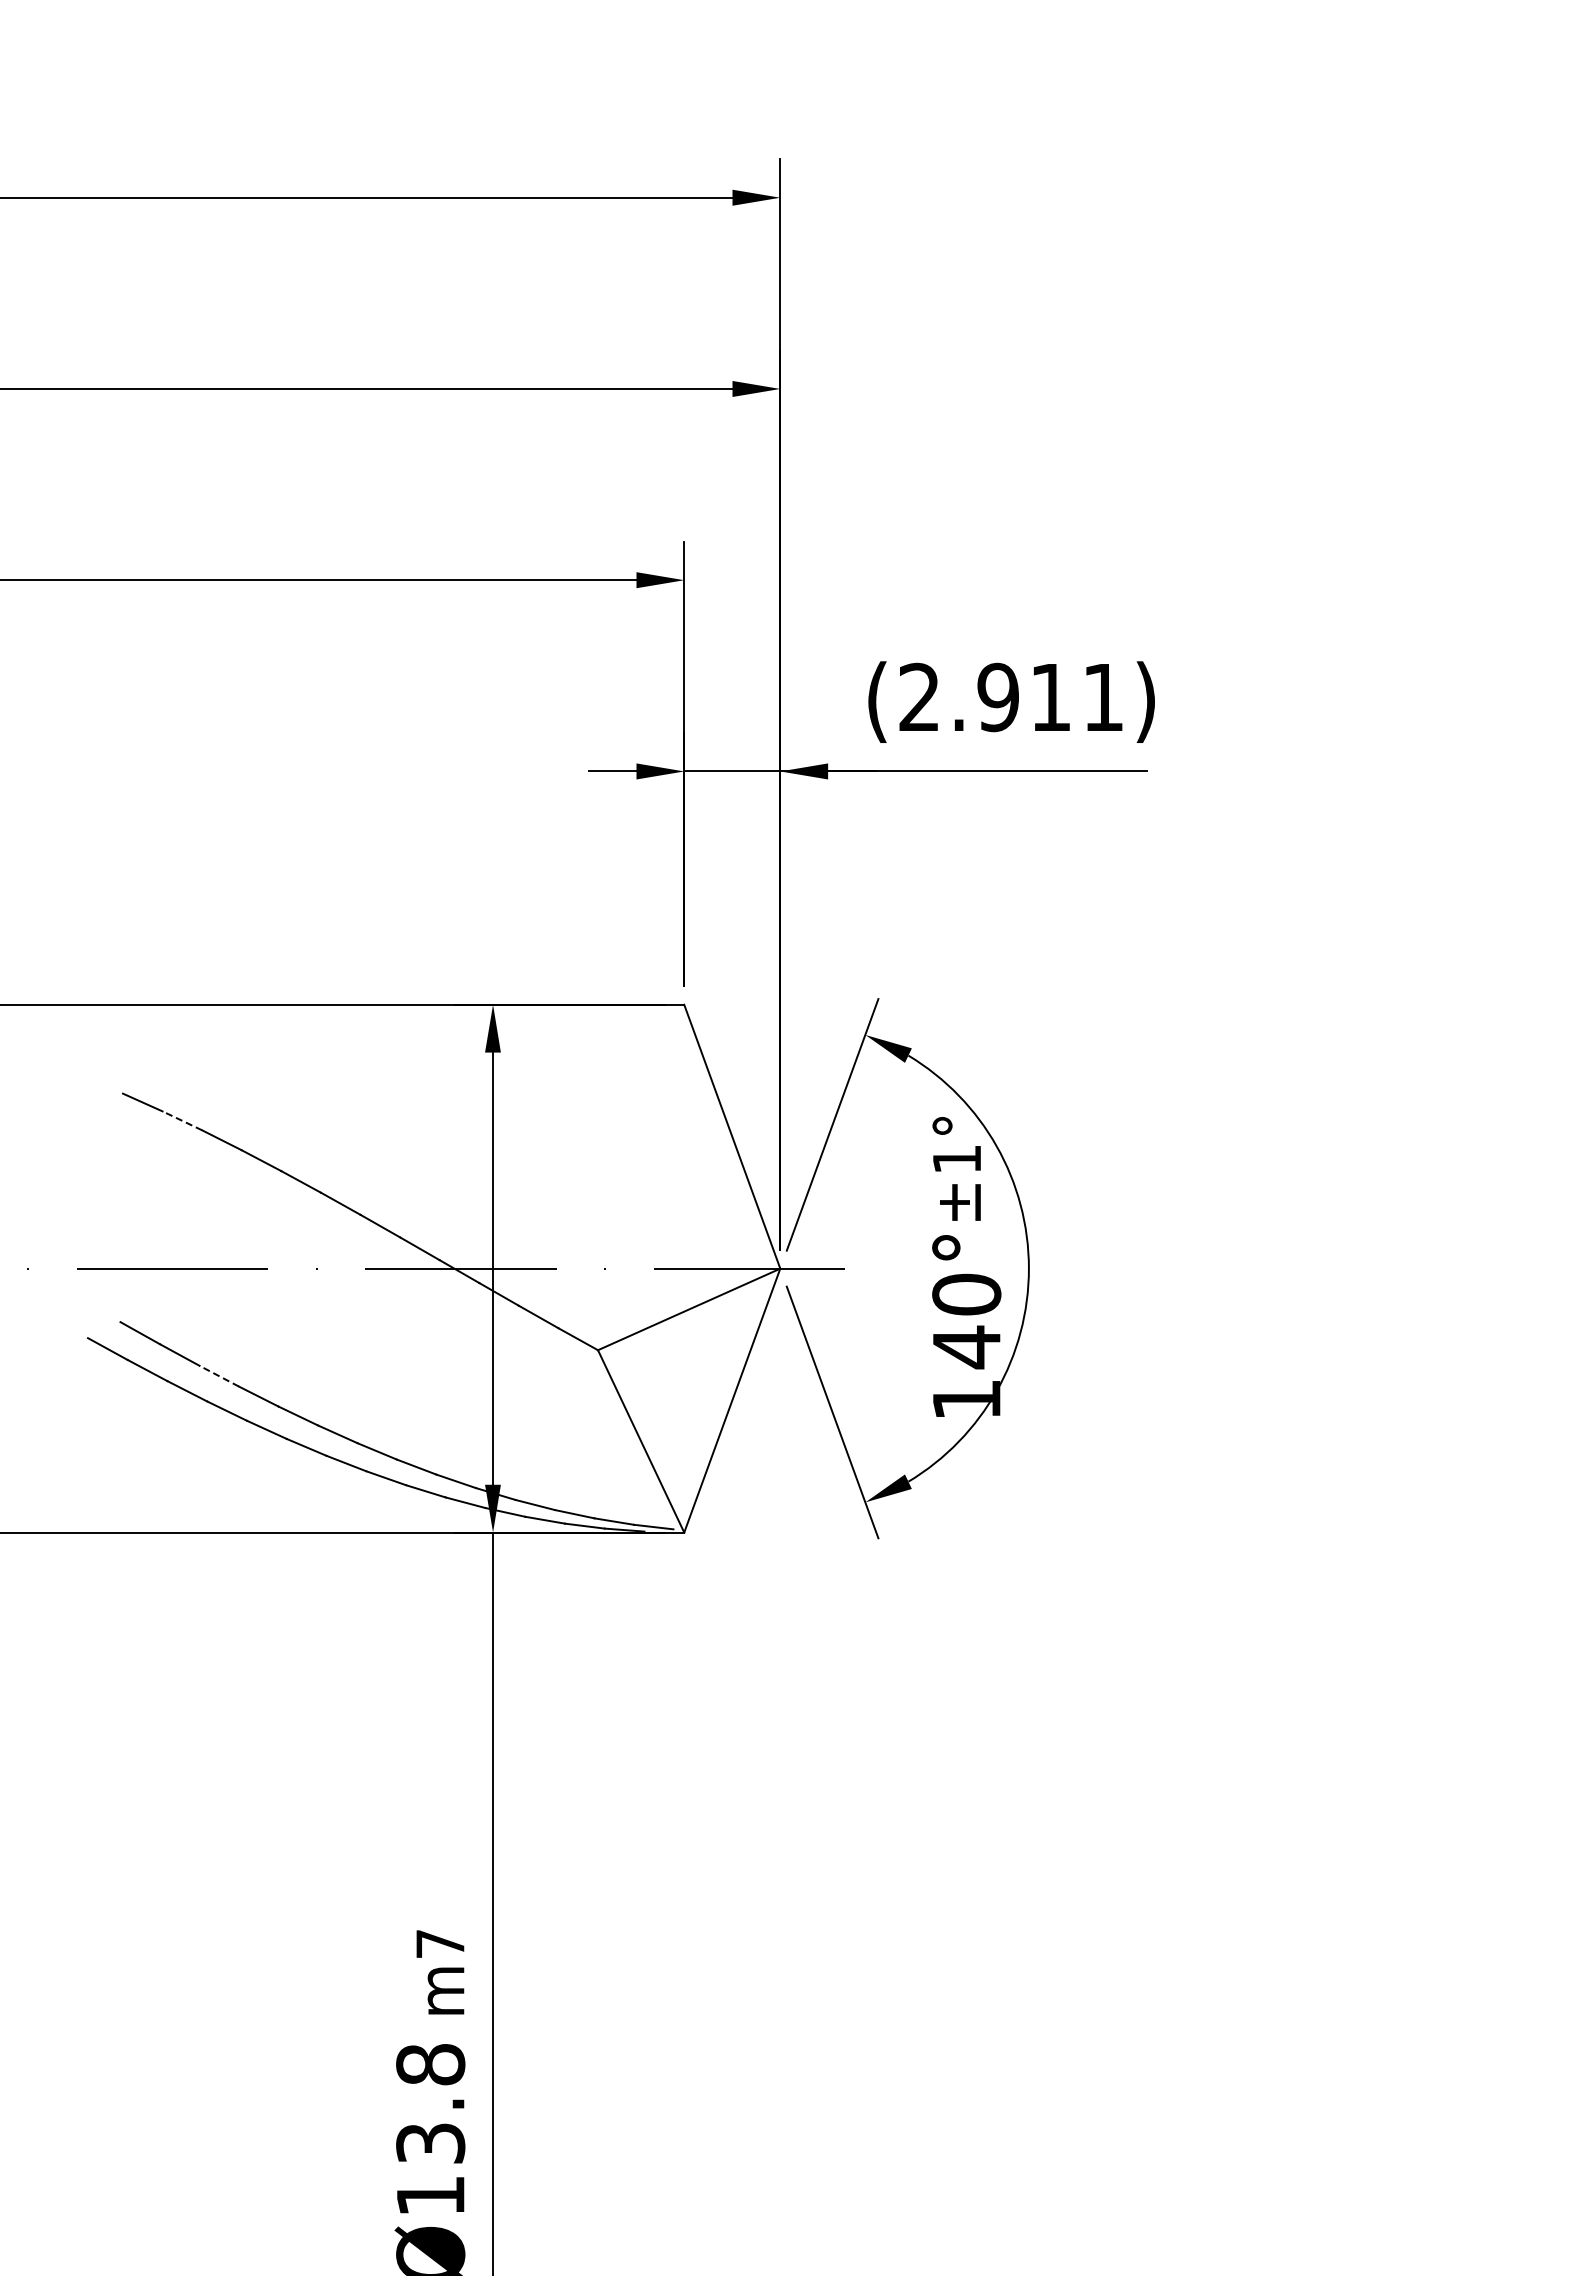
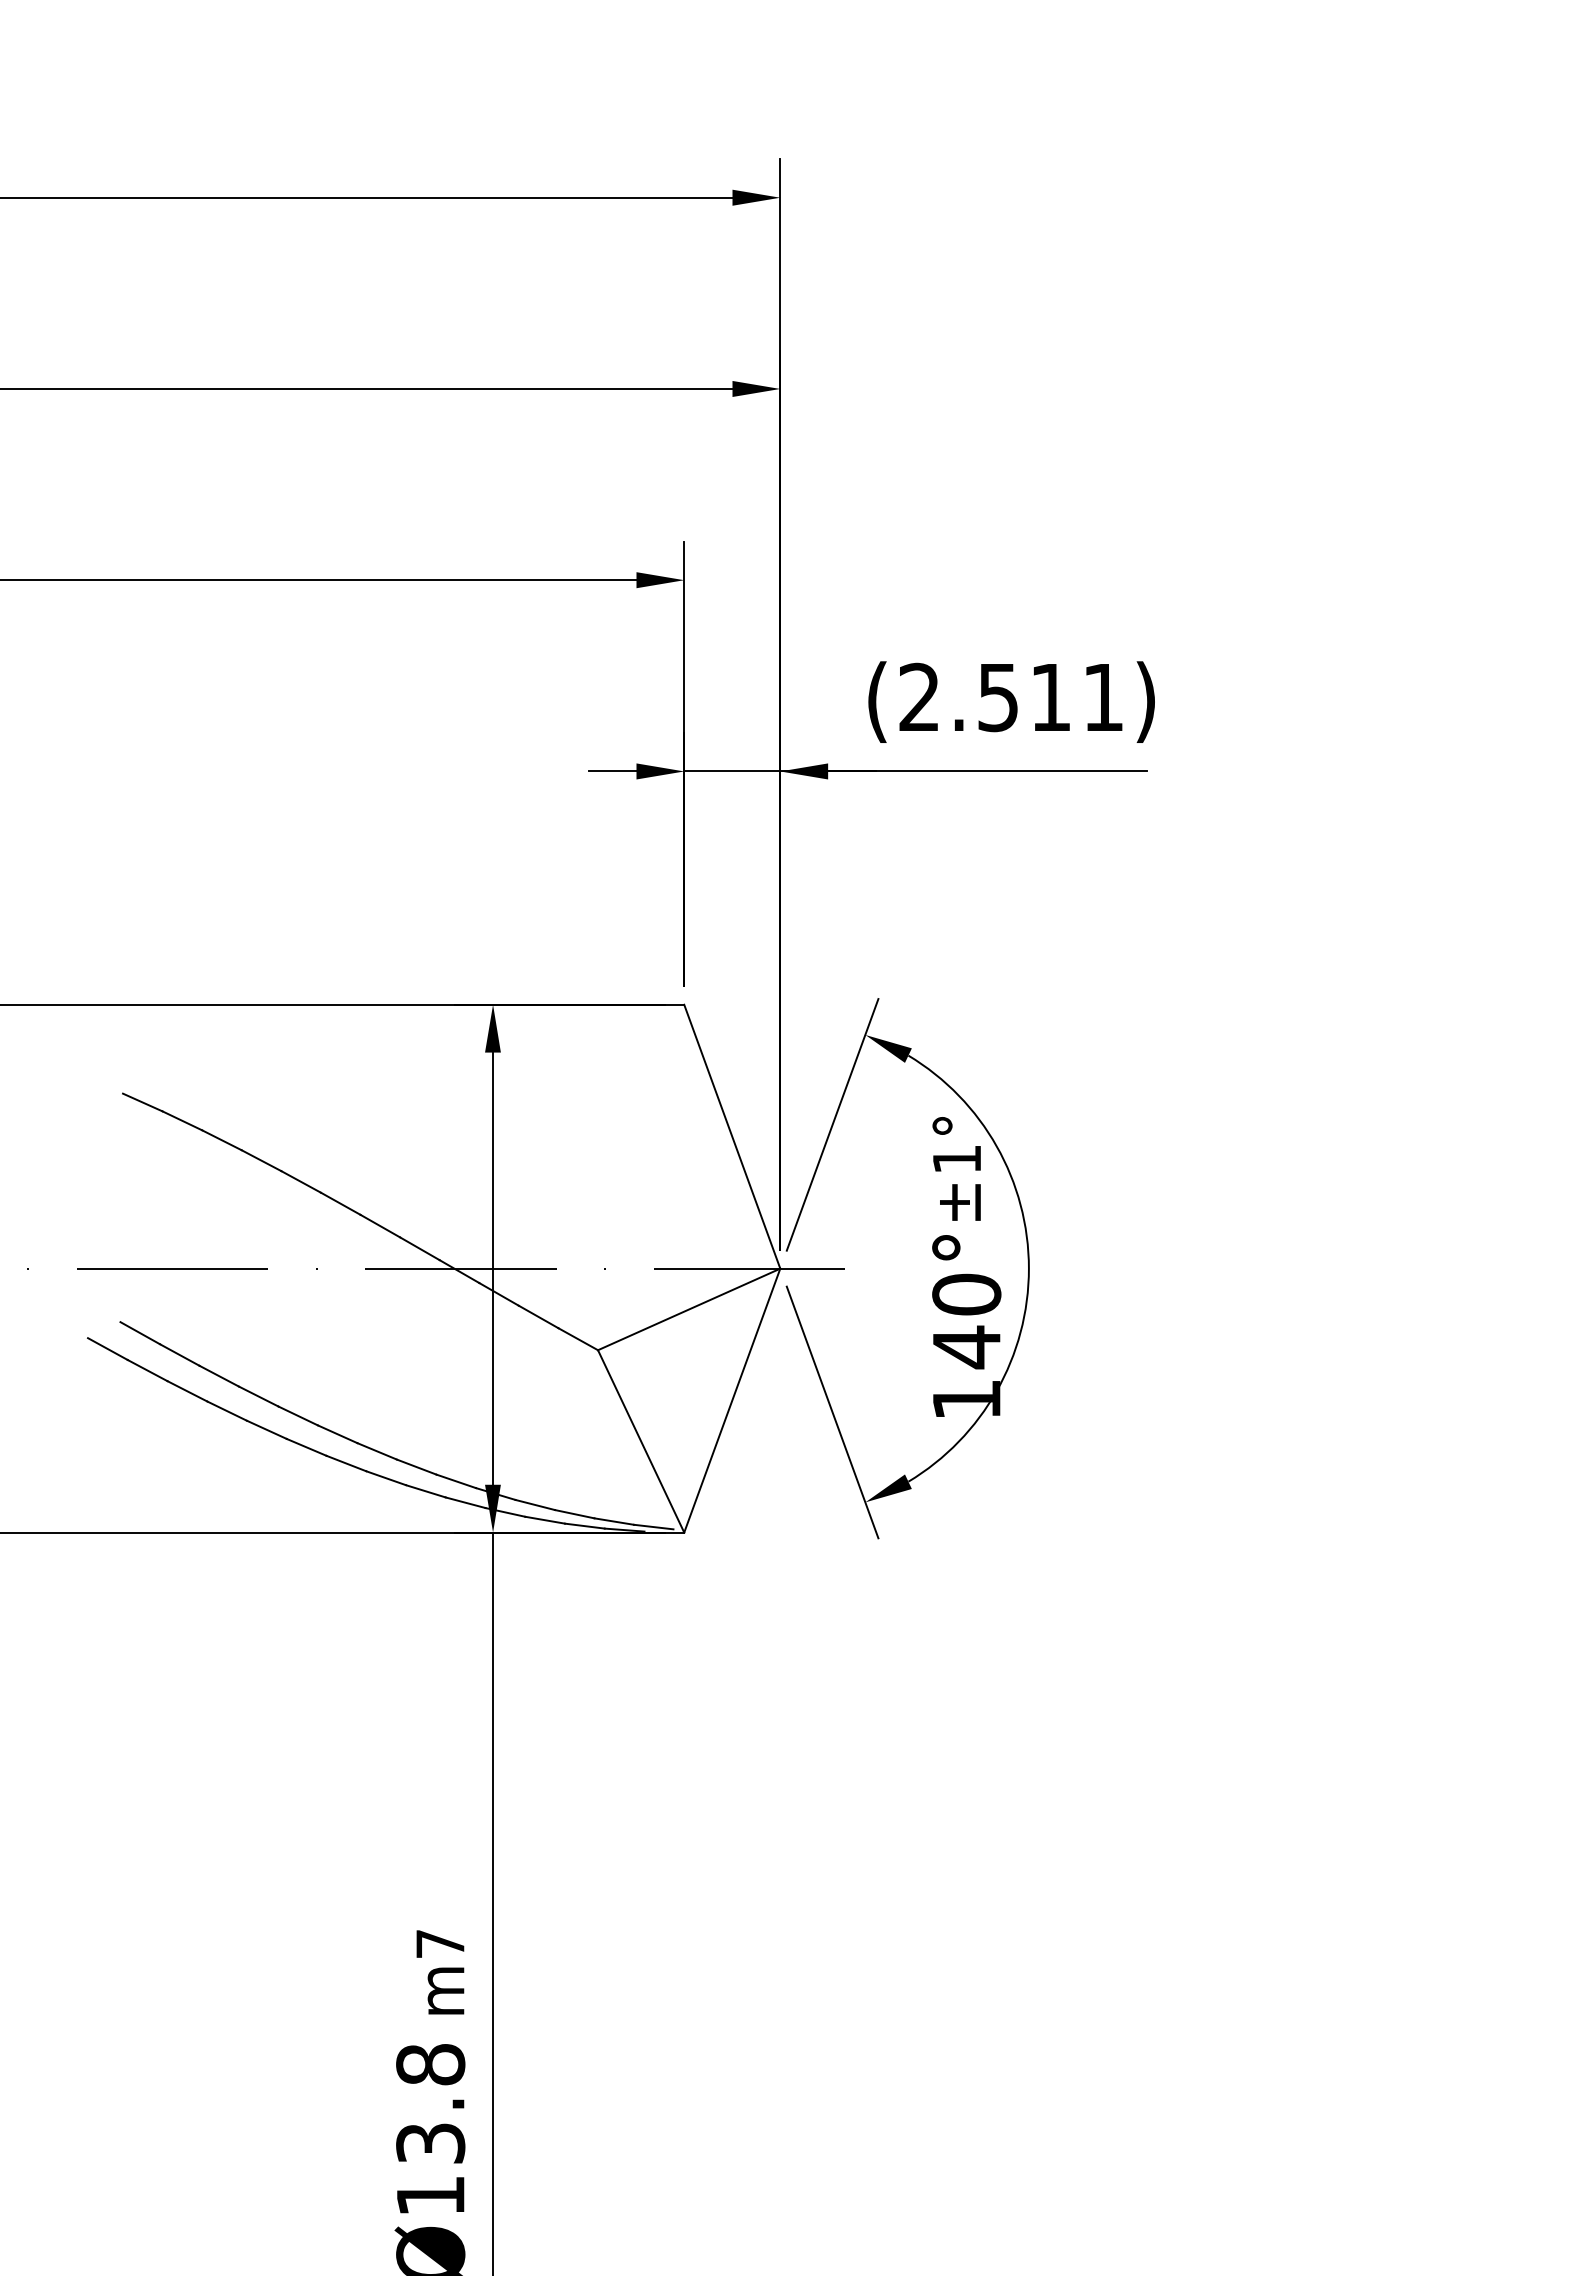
text: (2.911) -> (2.511) (997, 697)
line: dashed -> solid (182, 1120)
line: dashed -> solid (218, 1375)
